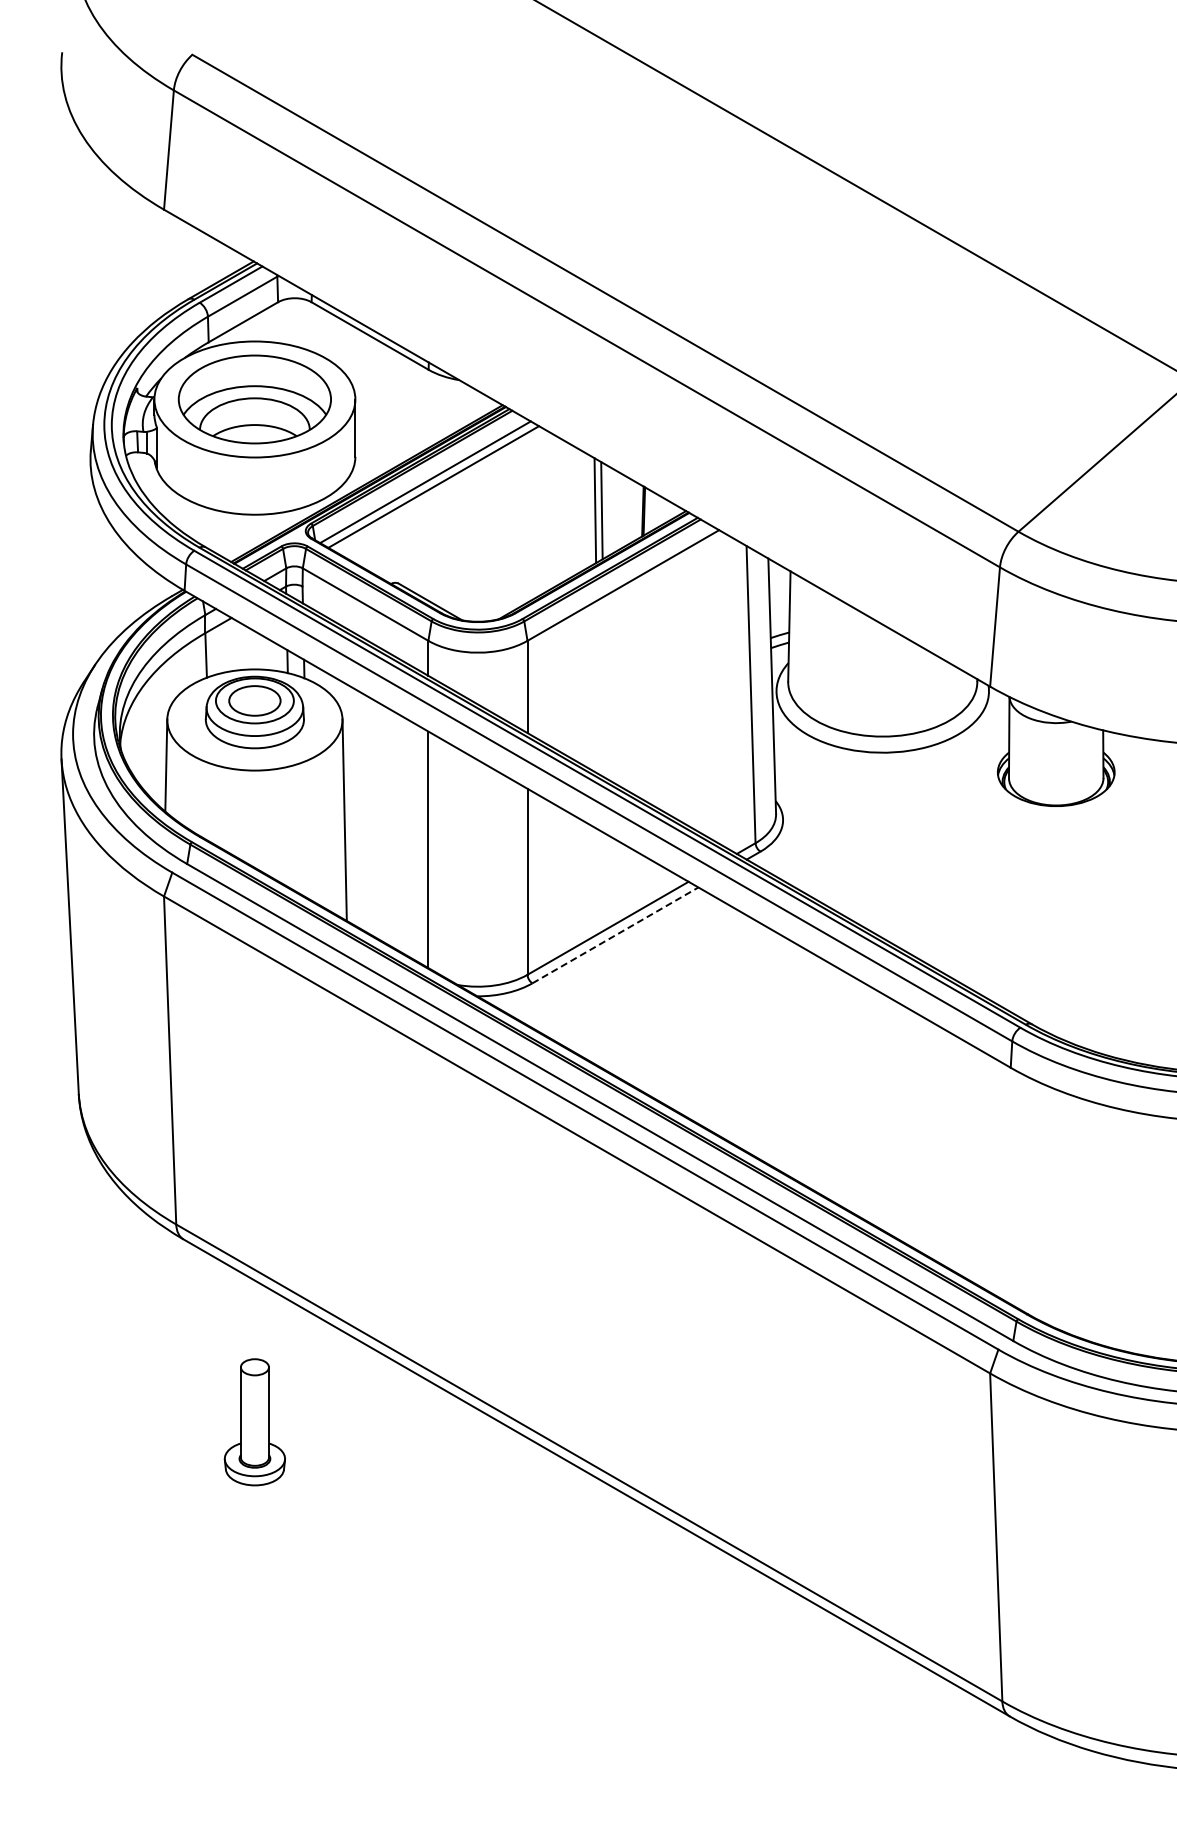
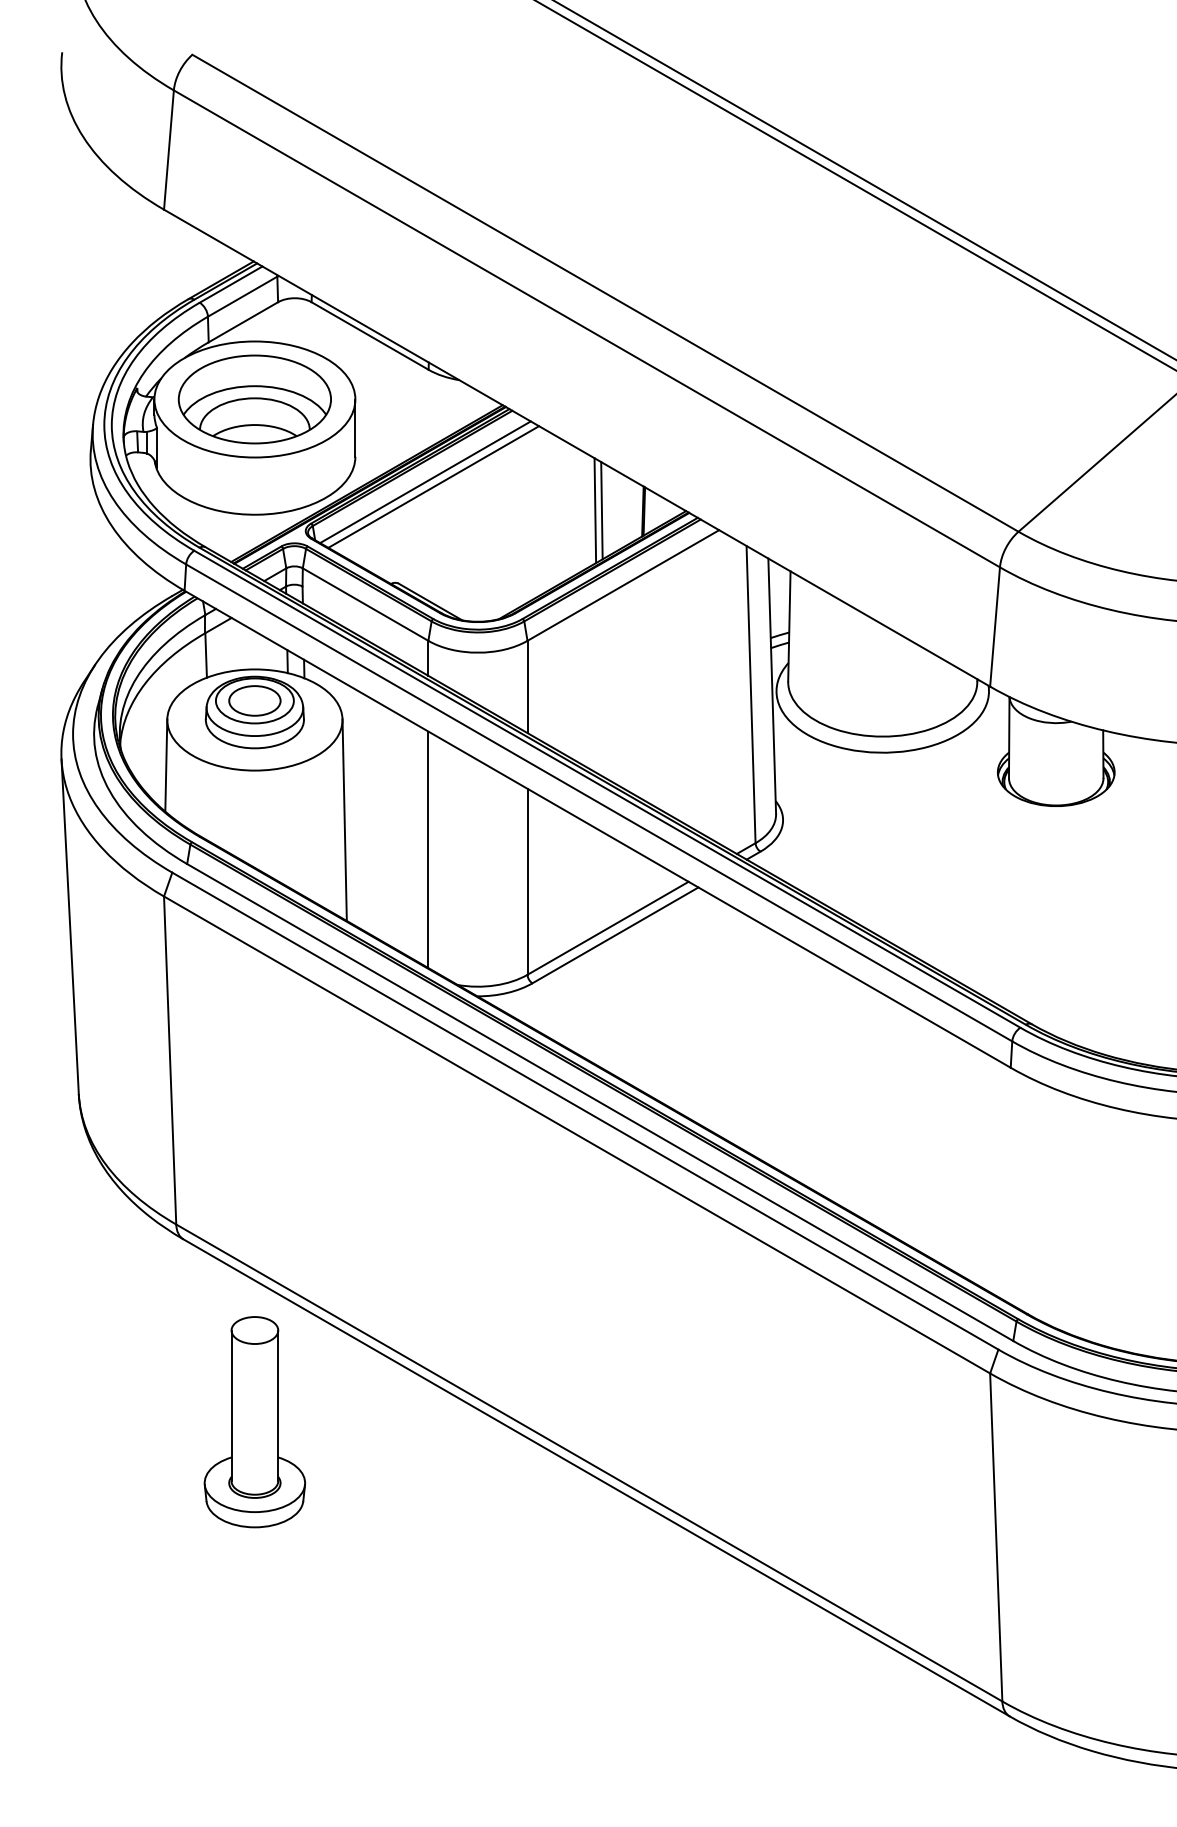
line: none -> present (864, 180)
line: dashed -> solid (615, 935)
part size: 63x129 px -> 104x213 px (254, 1422)
